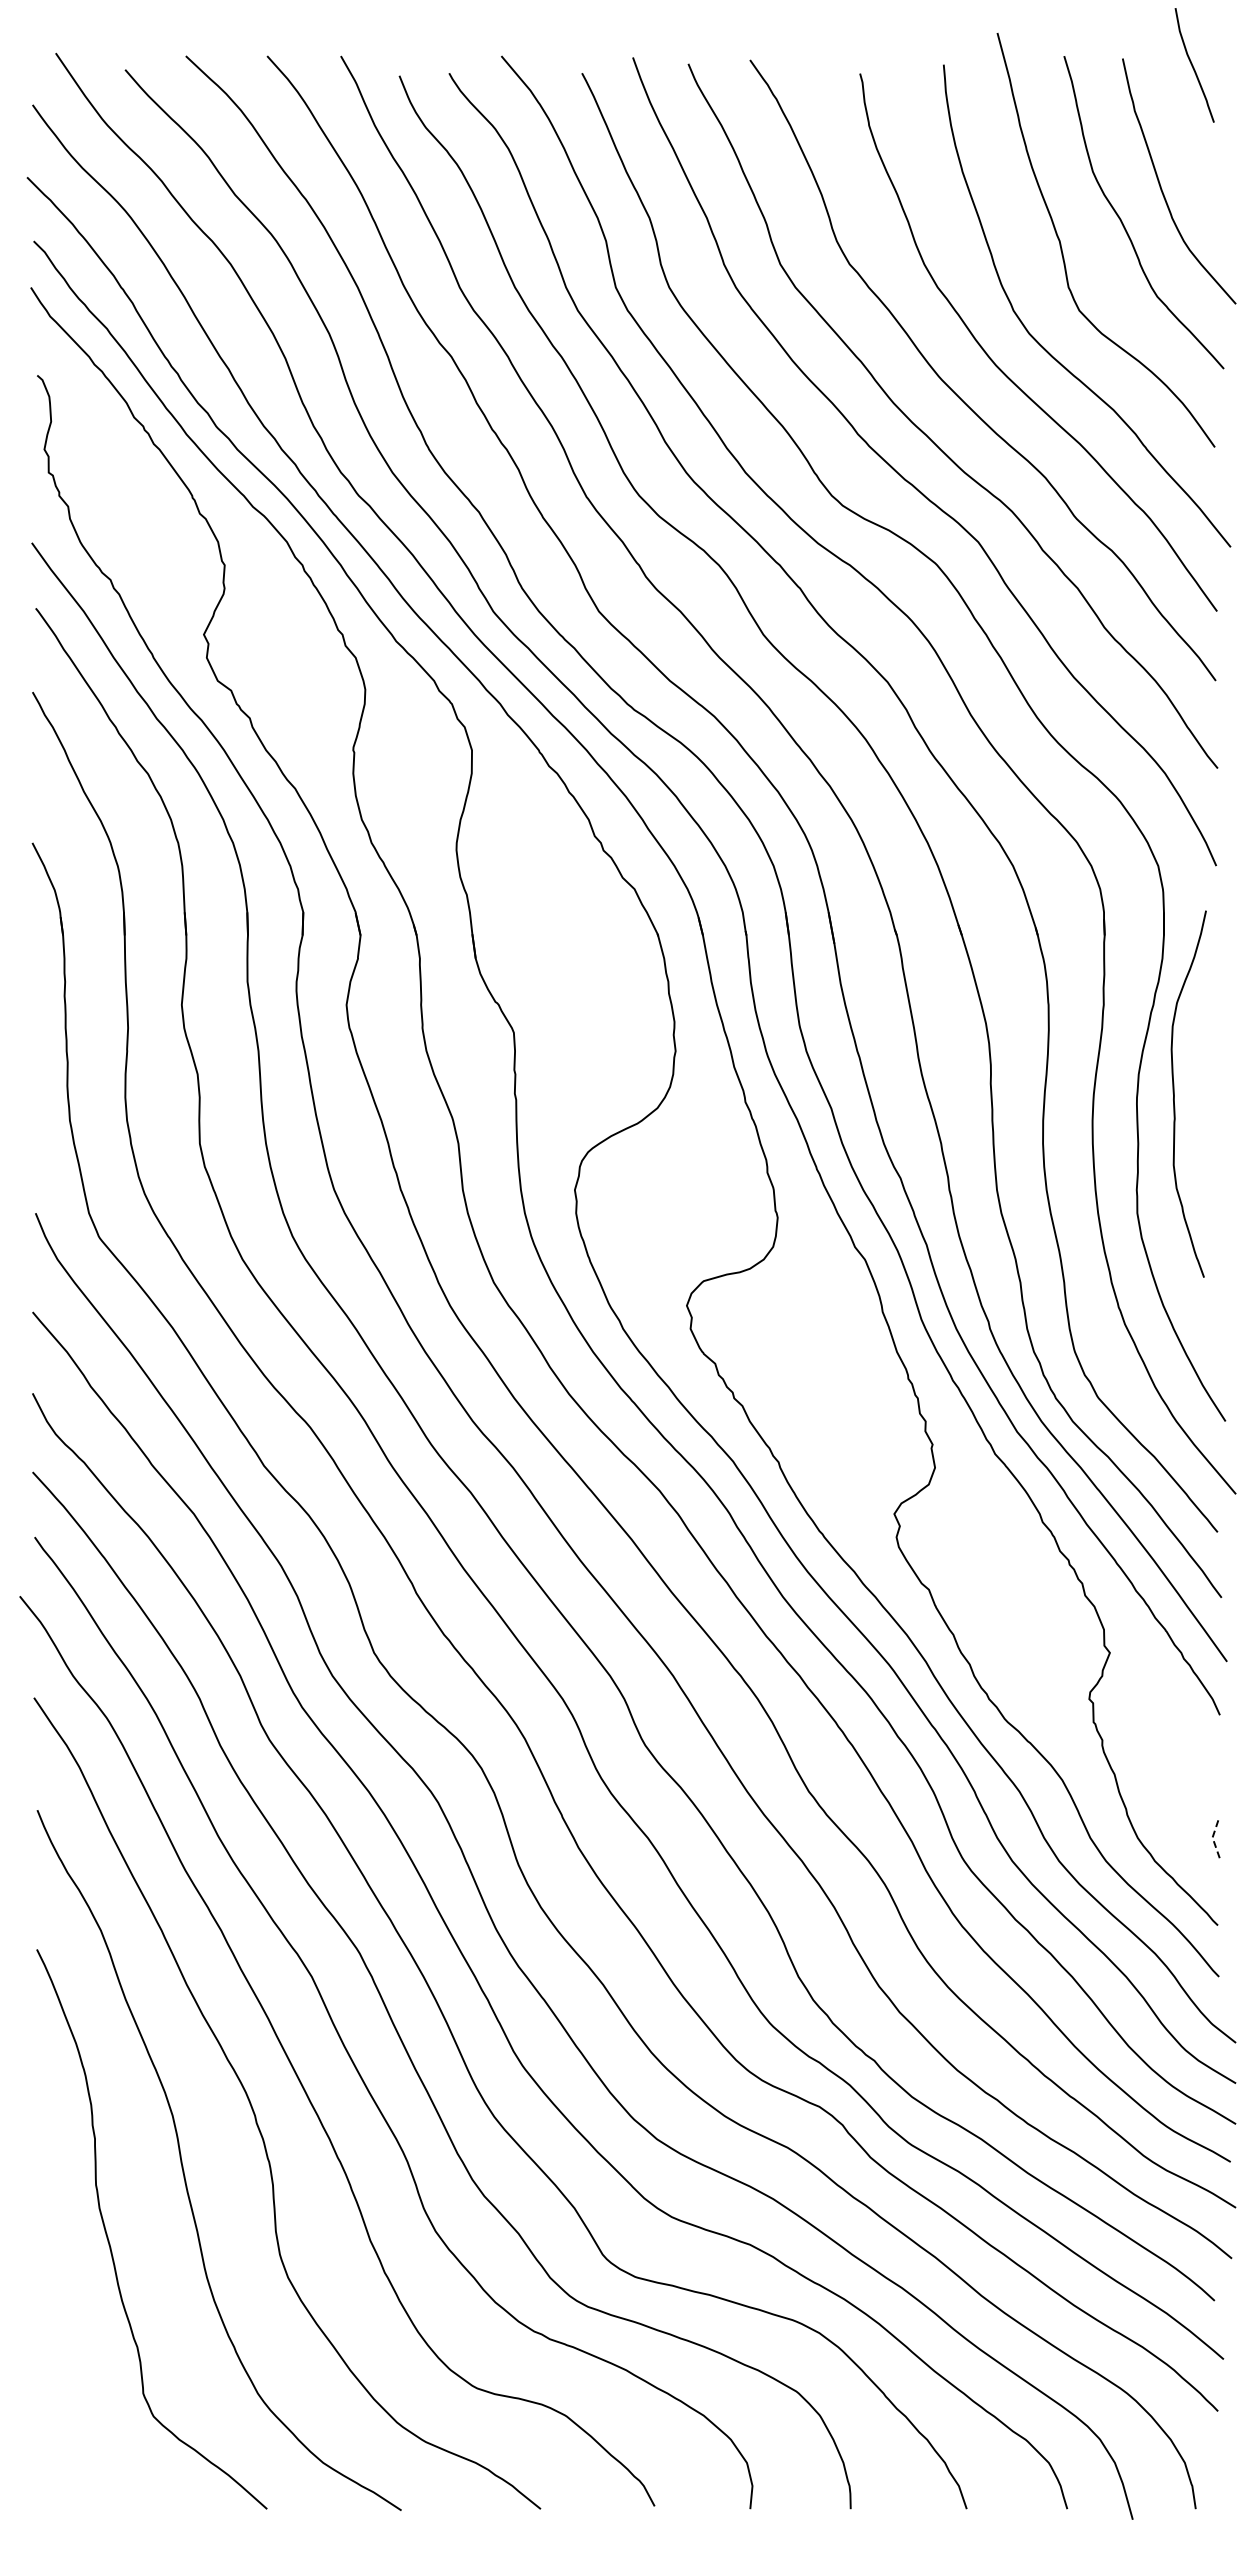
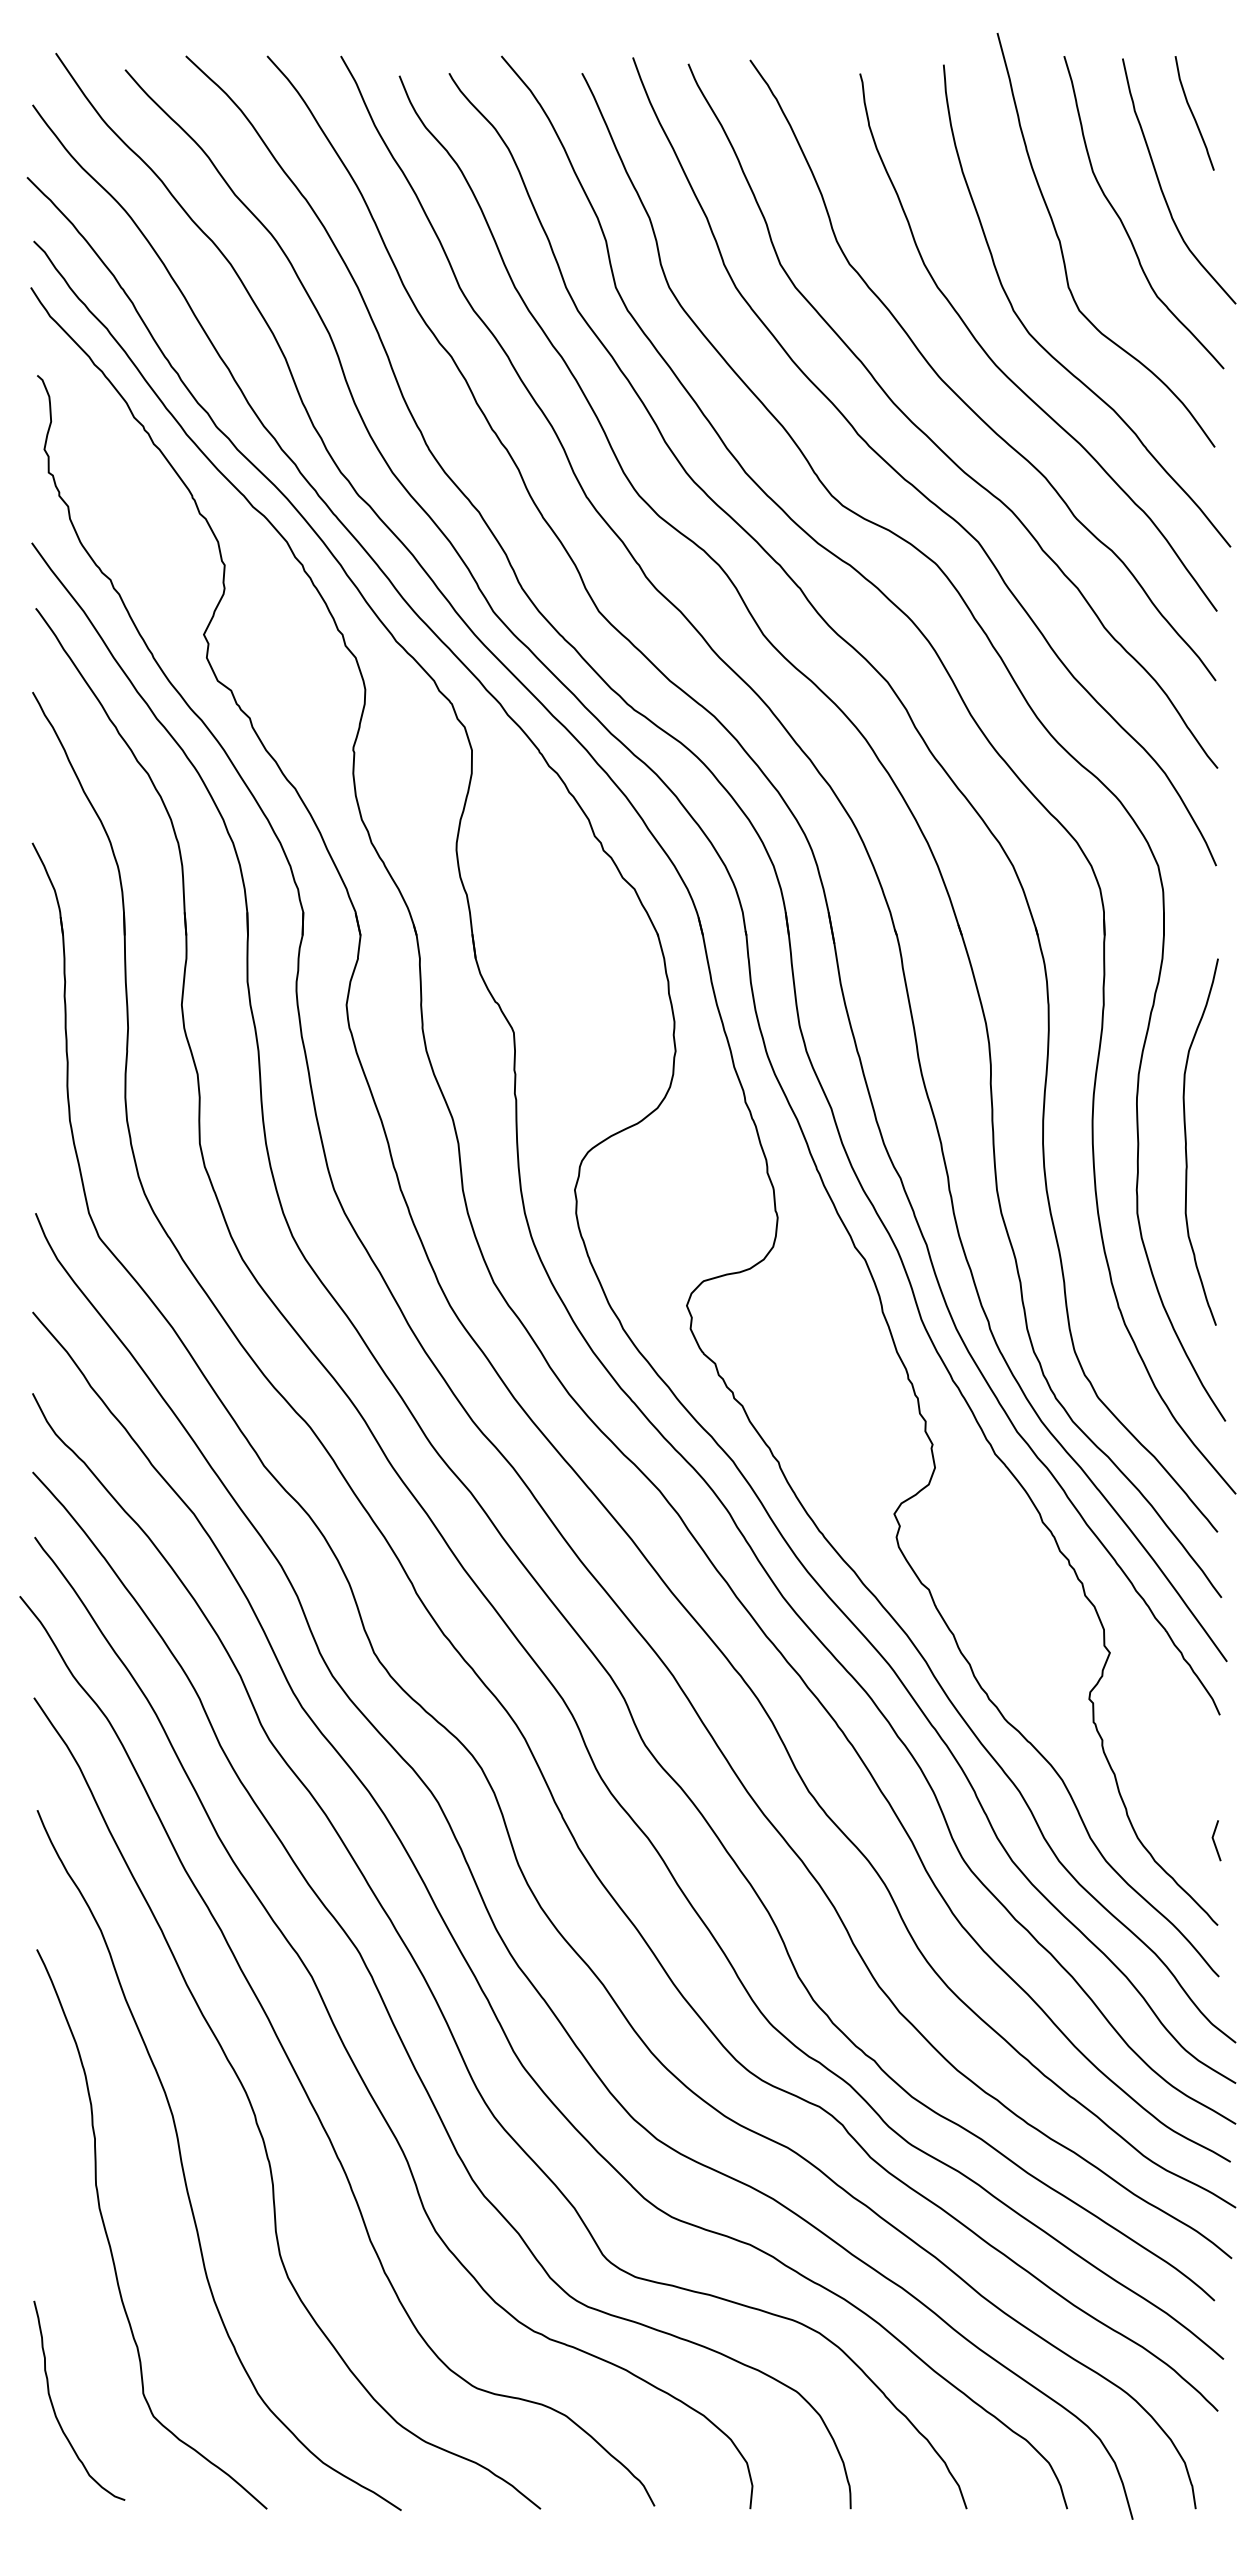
curve position: (1193, 65) -> (1193, 113) (1193, 113)
curve position: (1174, 1093) -> (1186, 1141) (1186, 1141)
line: dashed -> solid (1213, 1840)
curve: none -> present (54, 2408)
